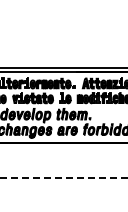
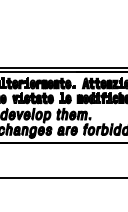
line: dashed -> solid (63, 178)
